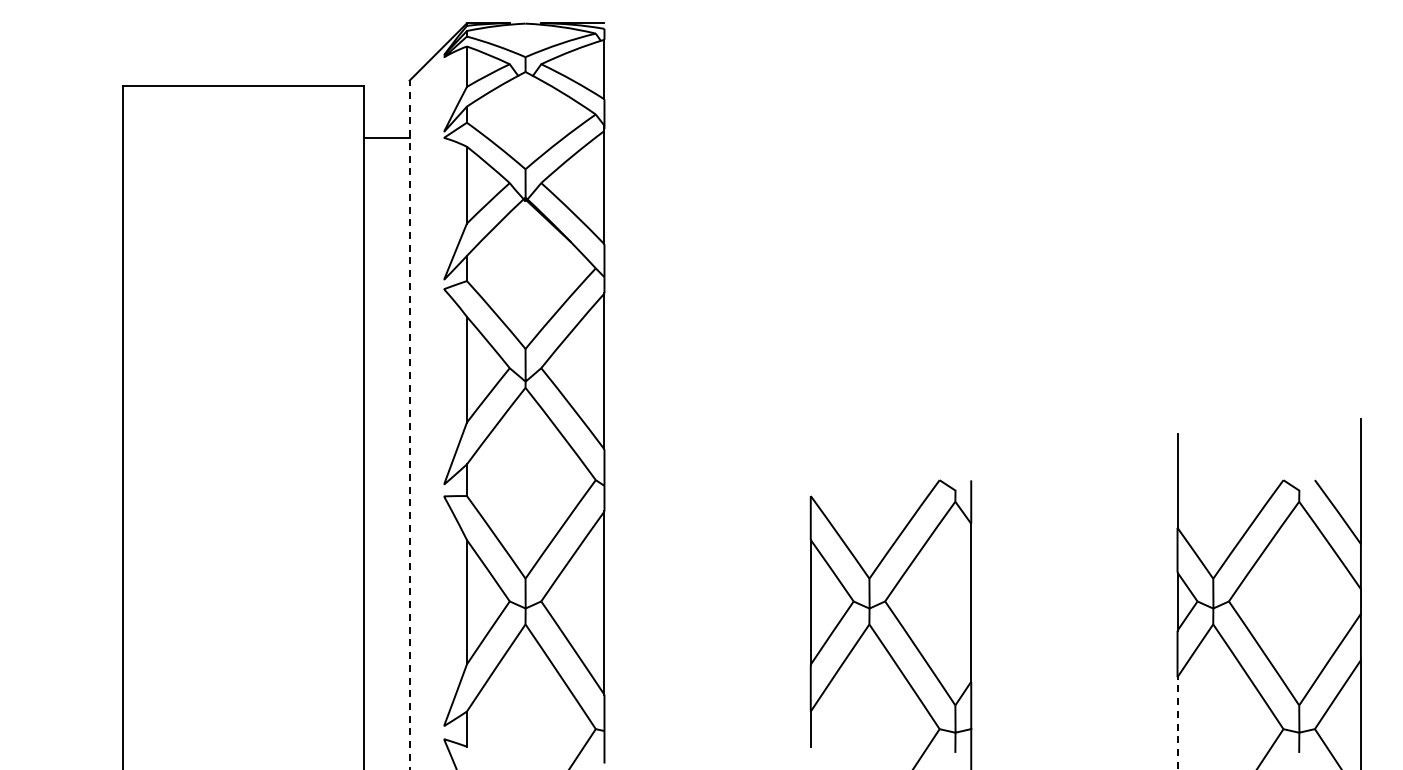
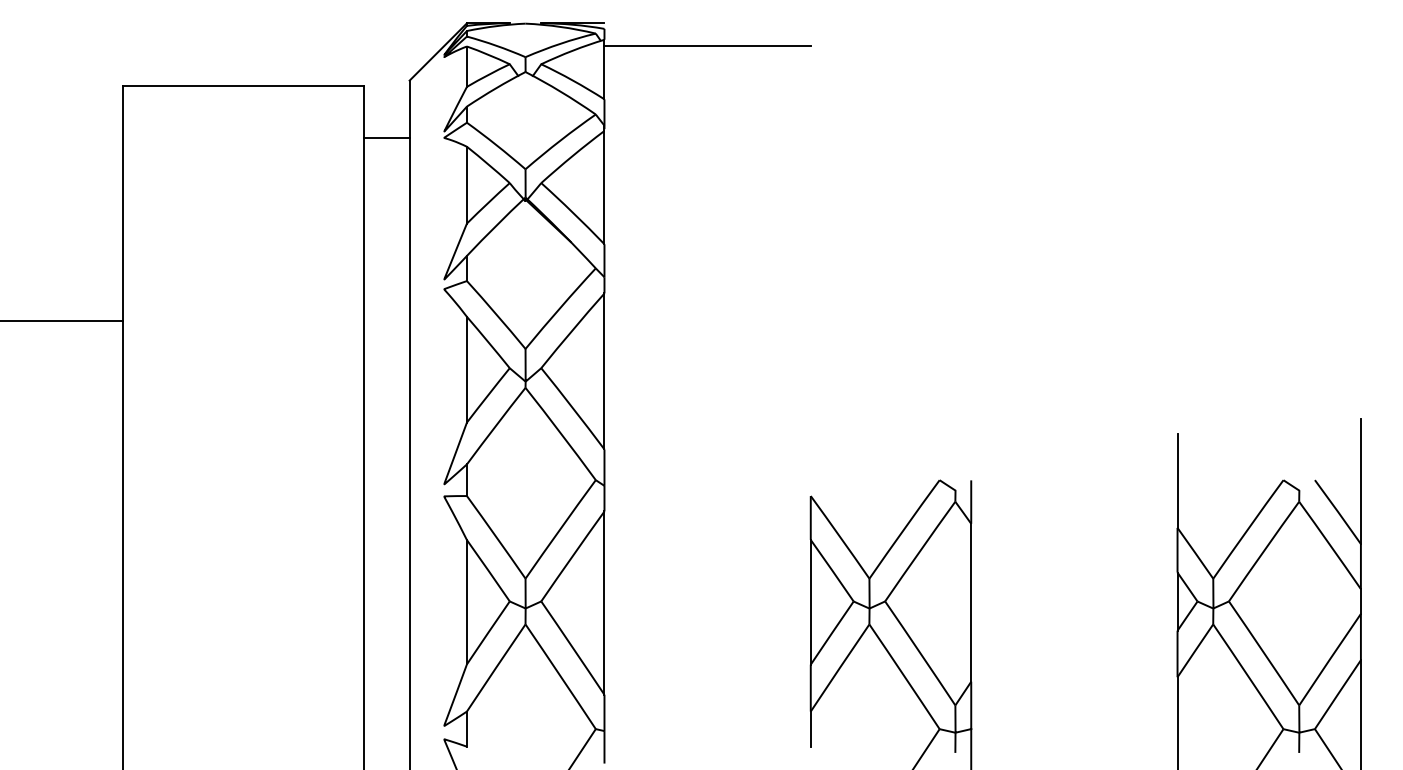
line: none -> present (707, 46)
line: none -> present (62, 321)
line: dashed -> solid (409, 424)
line: dashed -> solid (1177, 722)
